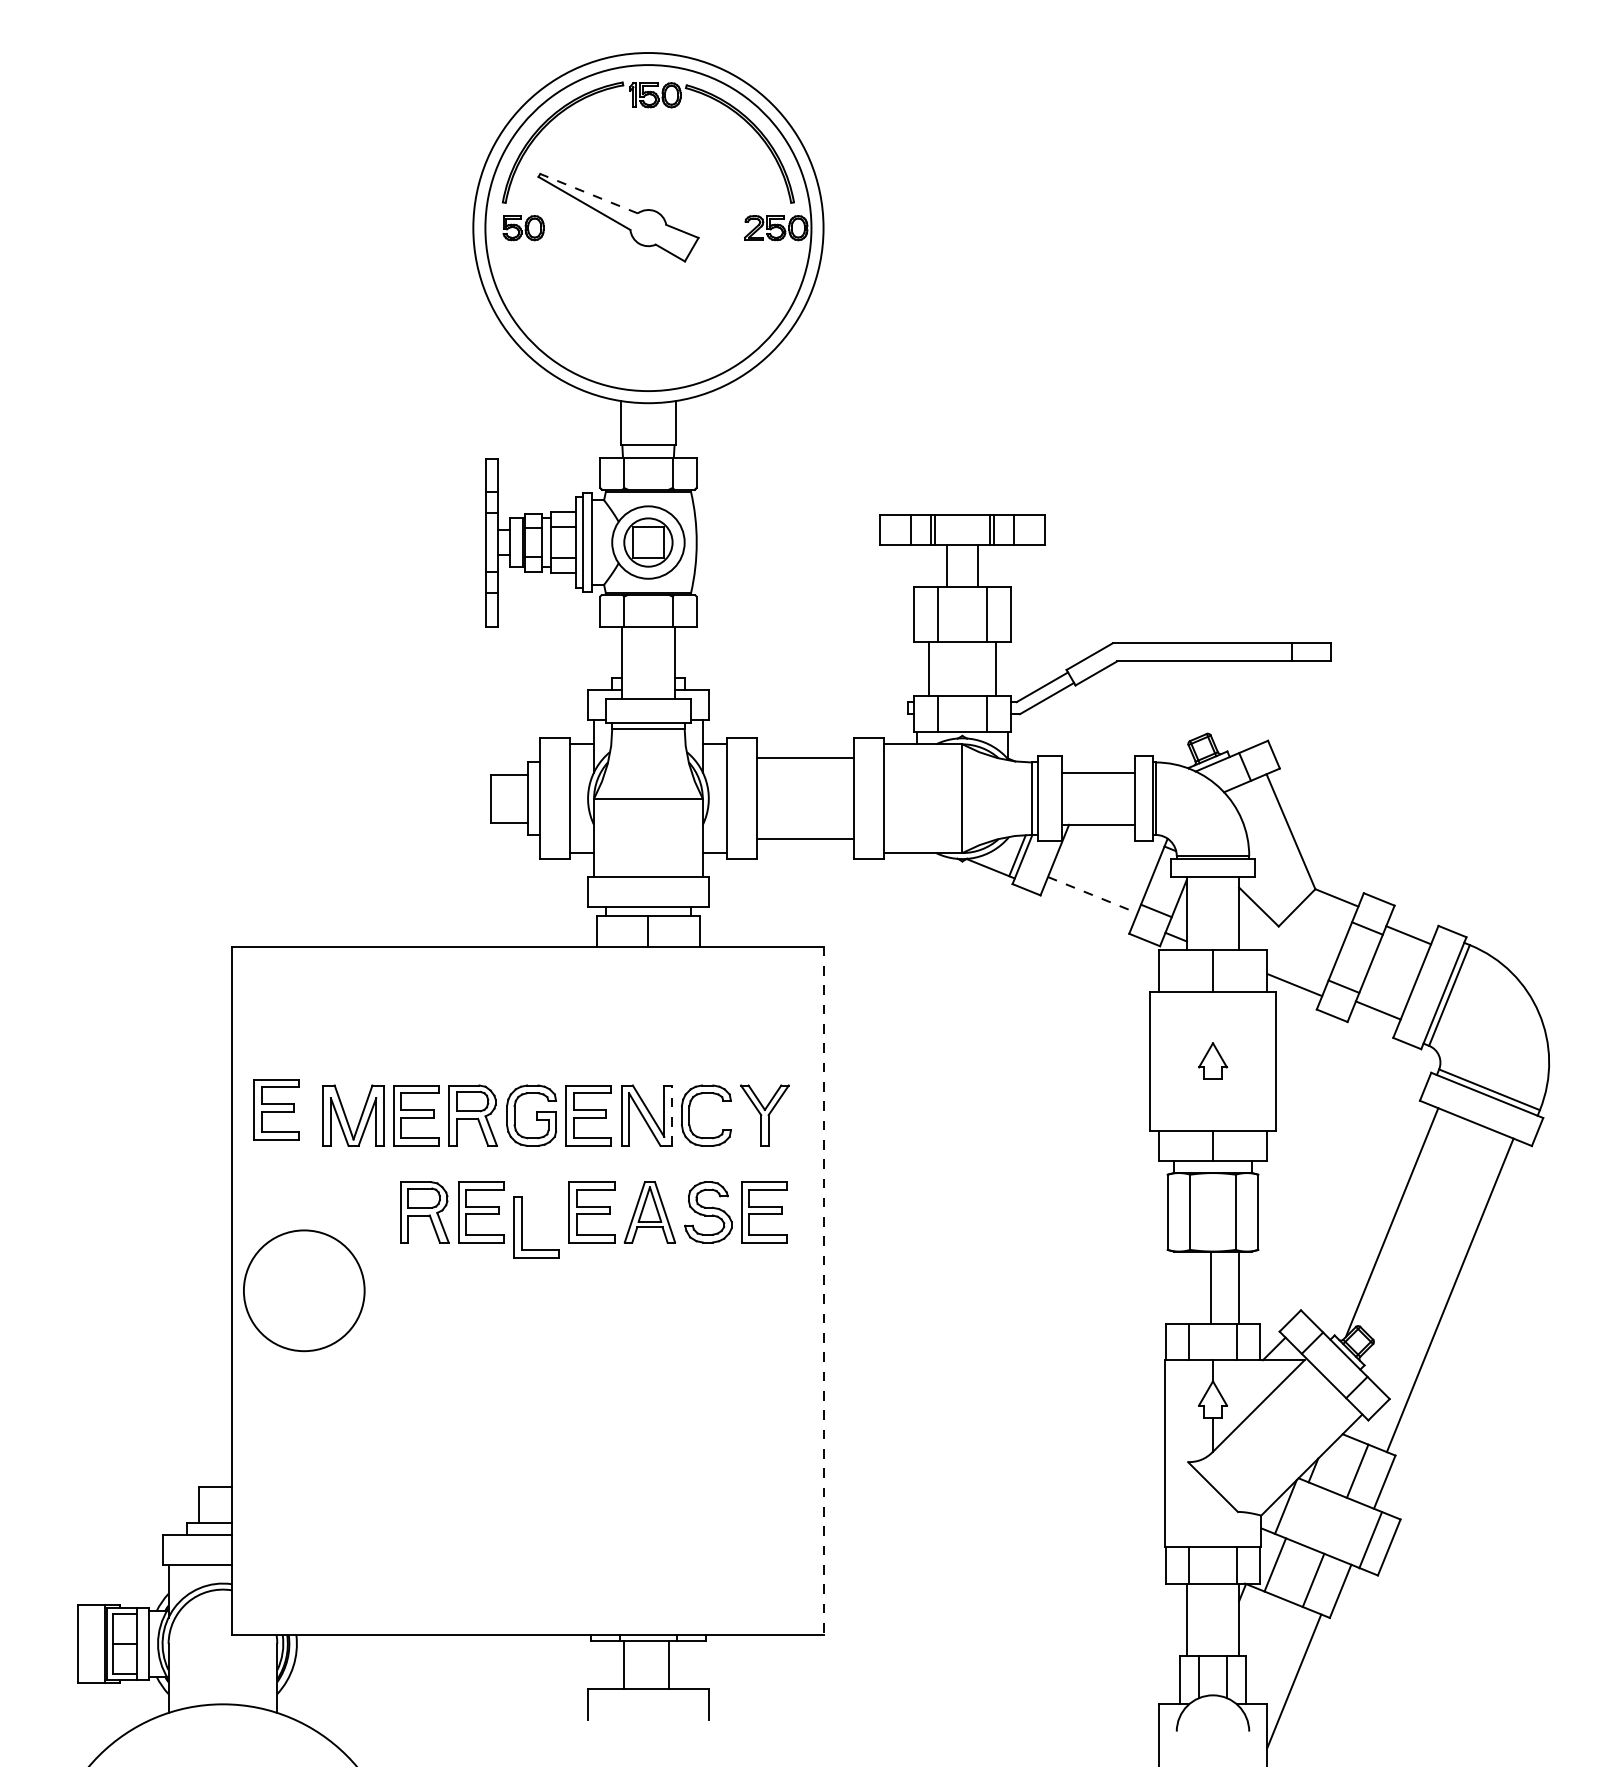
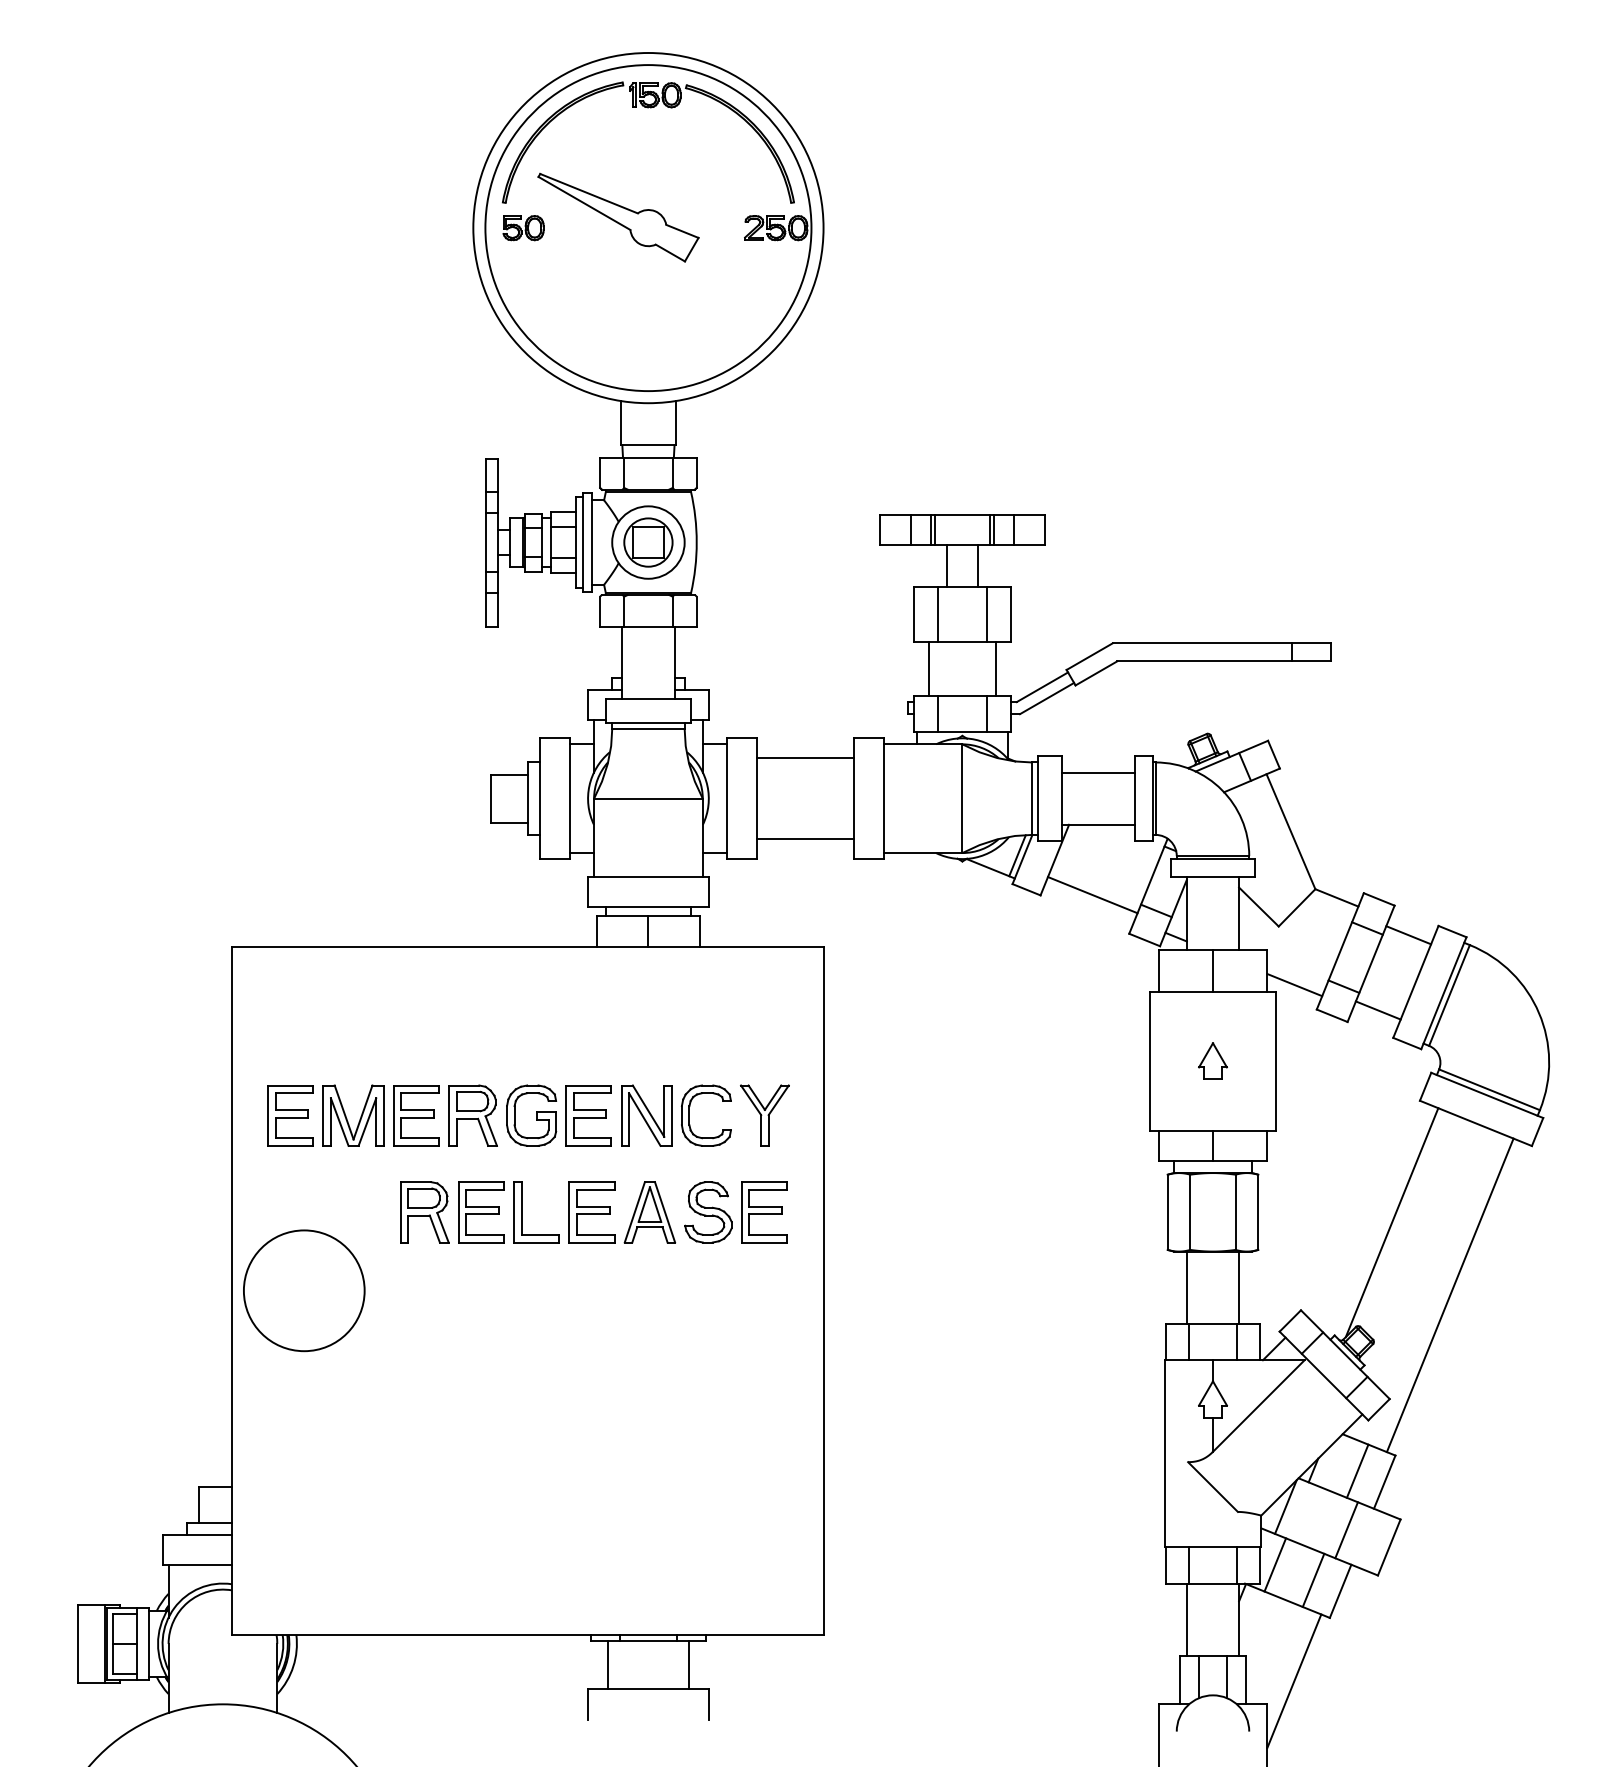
line: dashed -> solid (589, 193)
line: dashed -> solid (1093, 895)
part position: (276, 1109) -> (290, 1115) (290, 1115)
line: dashed -> solid (671, 1115)
part position: (522, 1227) -> (522, 1212) (522, 1212)
line position: (1210, 1287) -> (1186, 1287) (1186, 1287)
line: dashed -> solid (823, 1291)
line position: (1370, 1540) -> (1346, 1530) (1346, 1530)
line position: (623, 1665) -> (607, 1665) (607, 1665)
line position: (669, 1665) -> (689, 1665) (689, 1665)
